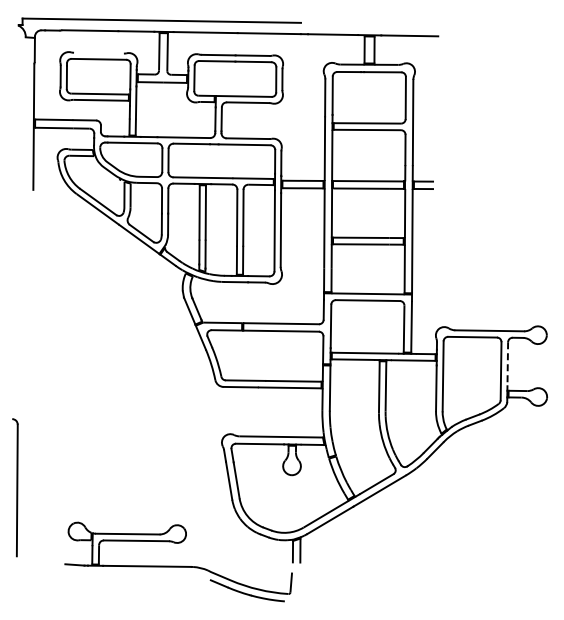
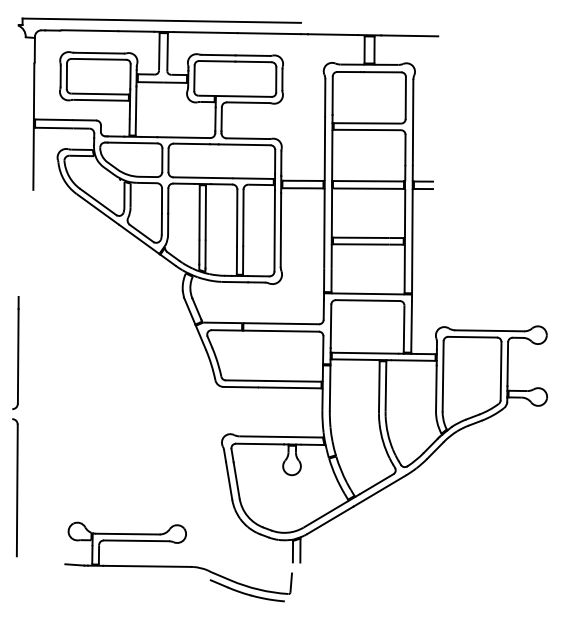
line: none -> present (98, 52)
part: none -> present (15, 352)
line: dashed -> solid (507, 364)
